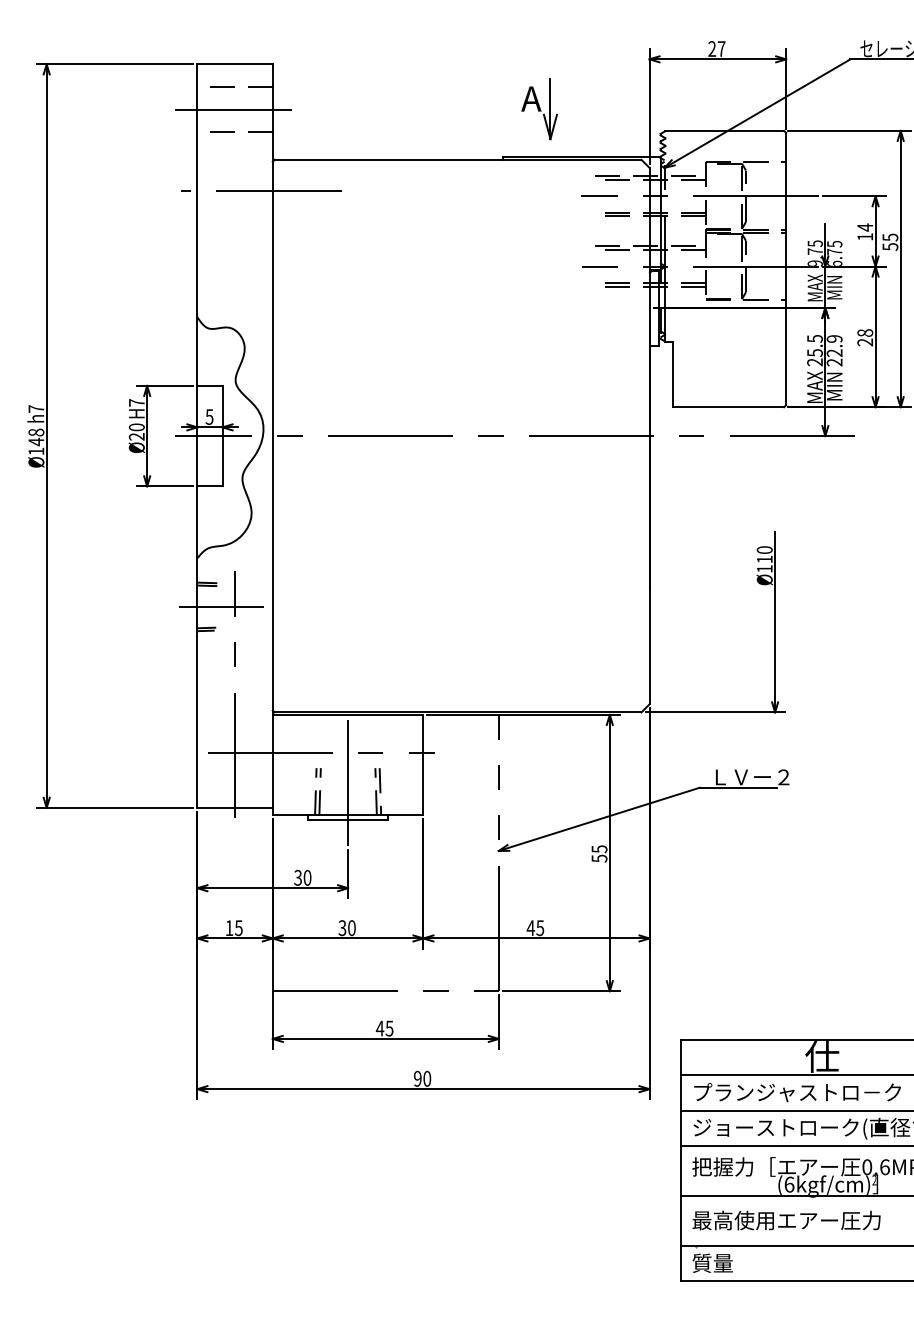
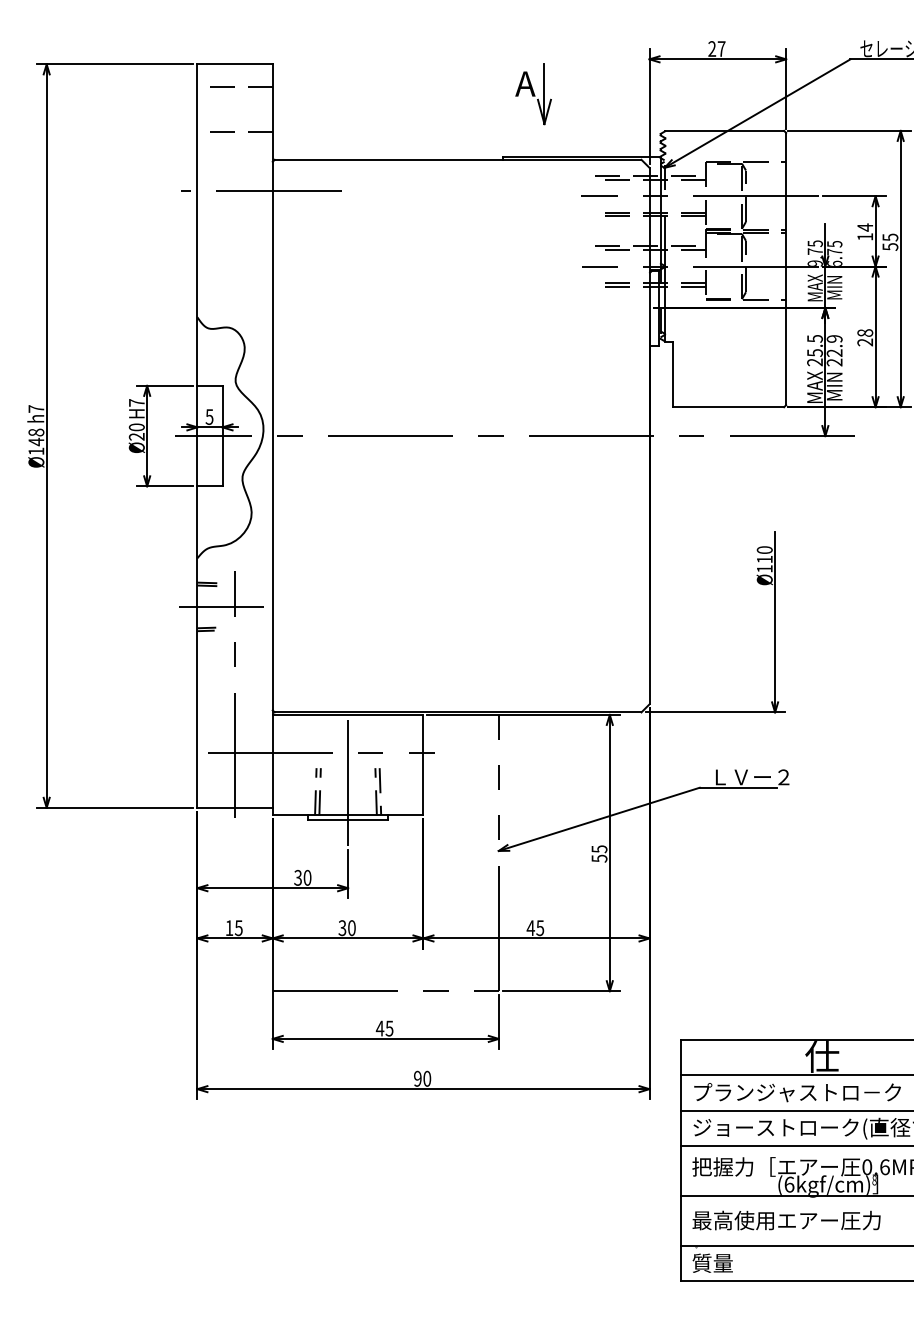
line: present -> none (233, 109)
part position: (539, 109) -> (533, 94) (533, 94)
text: 2 -> 8 (874, 1180)
